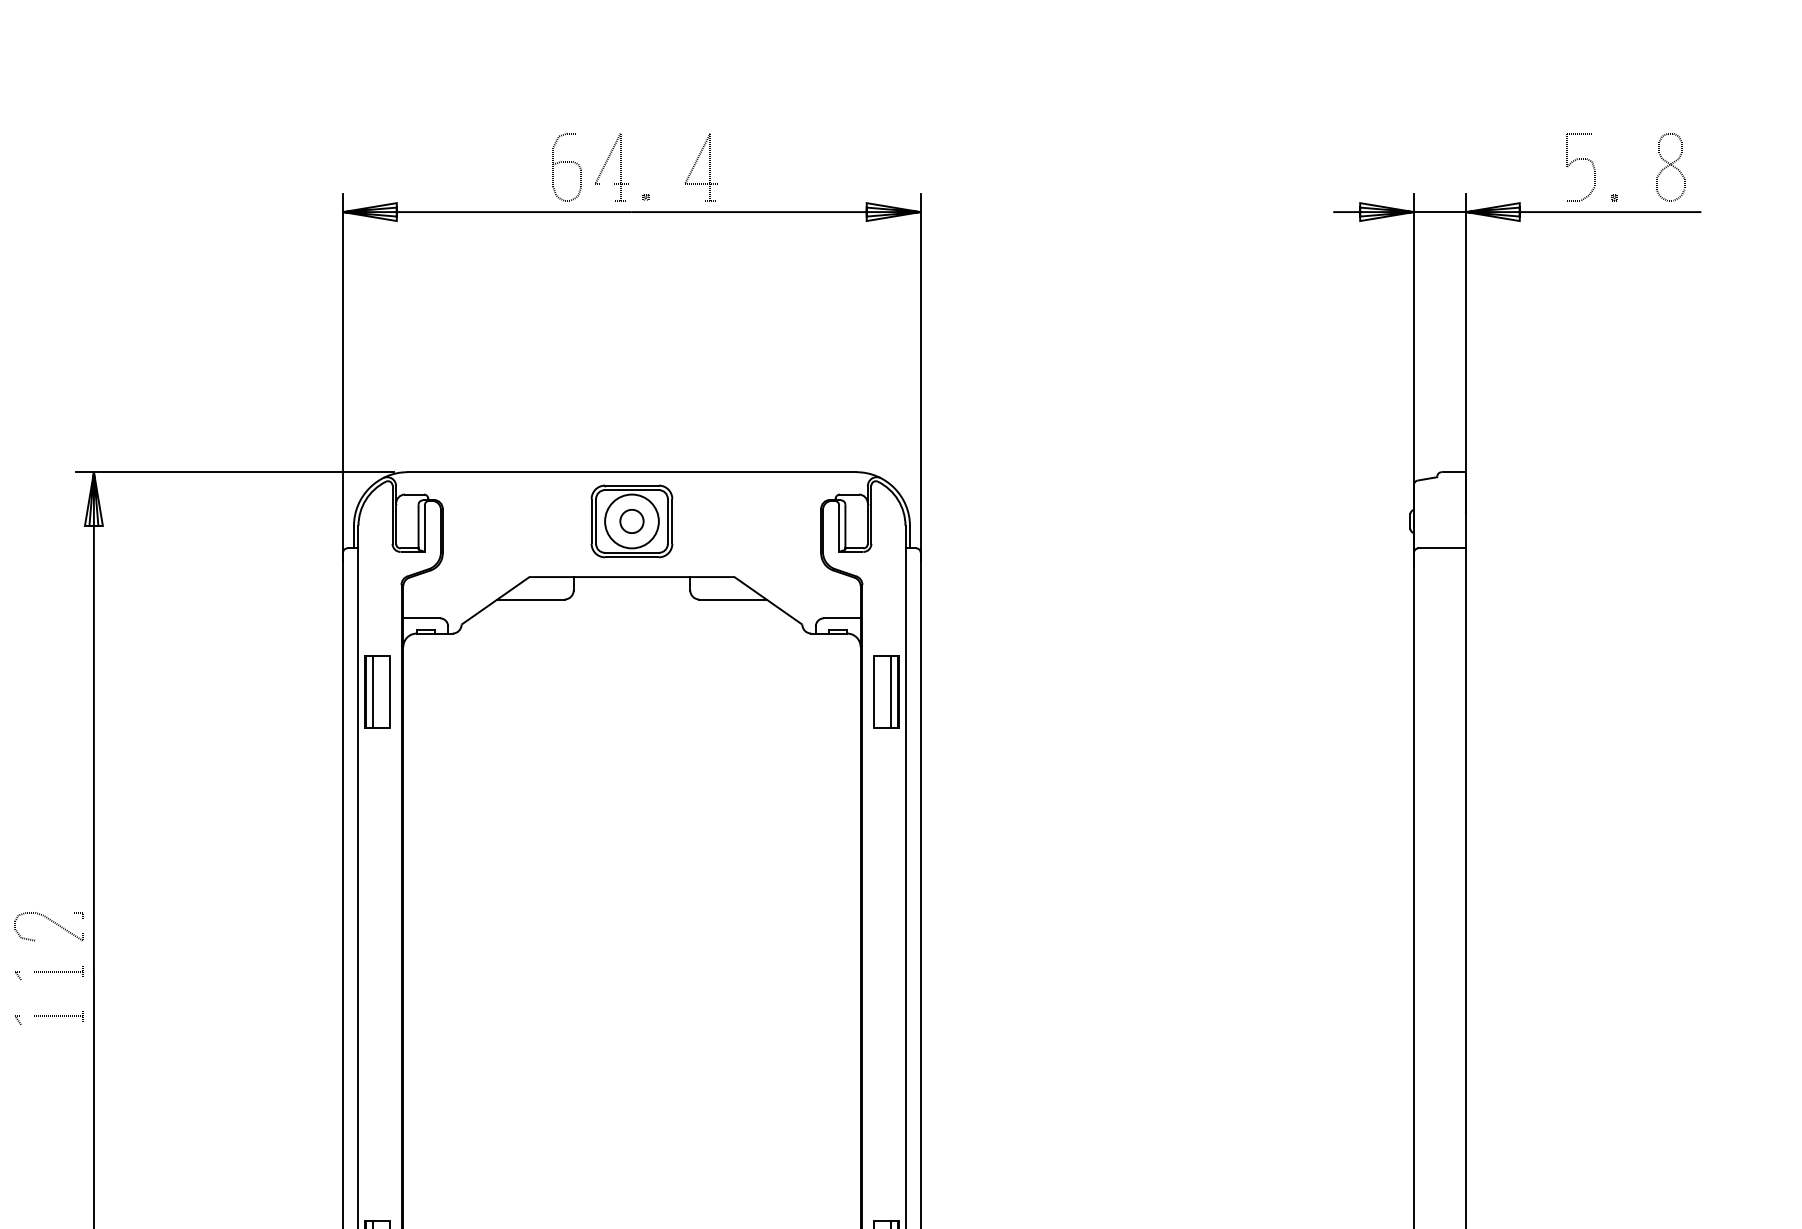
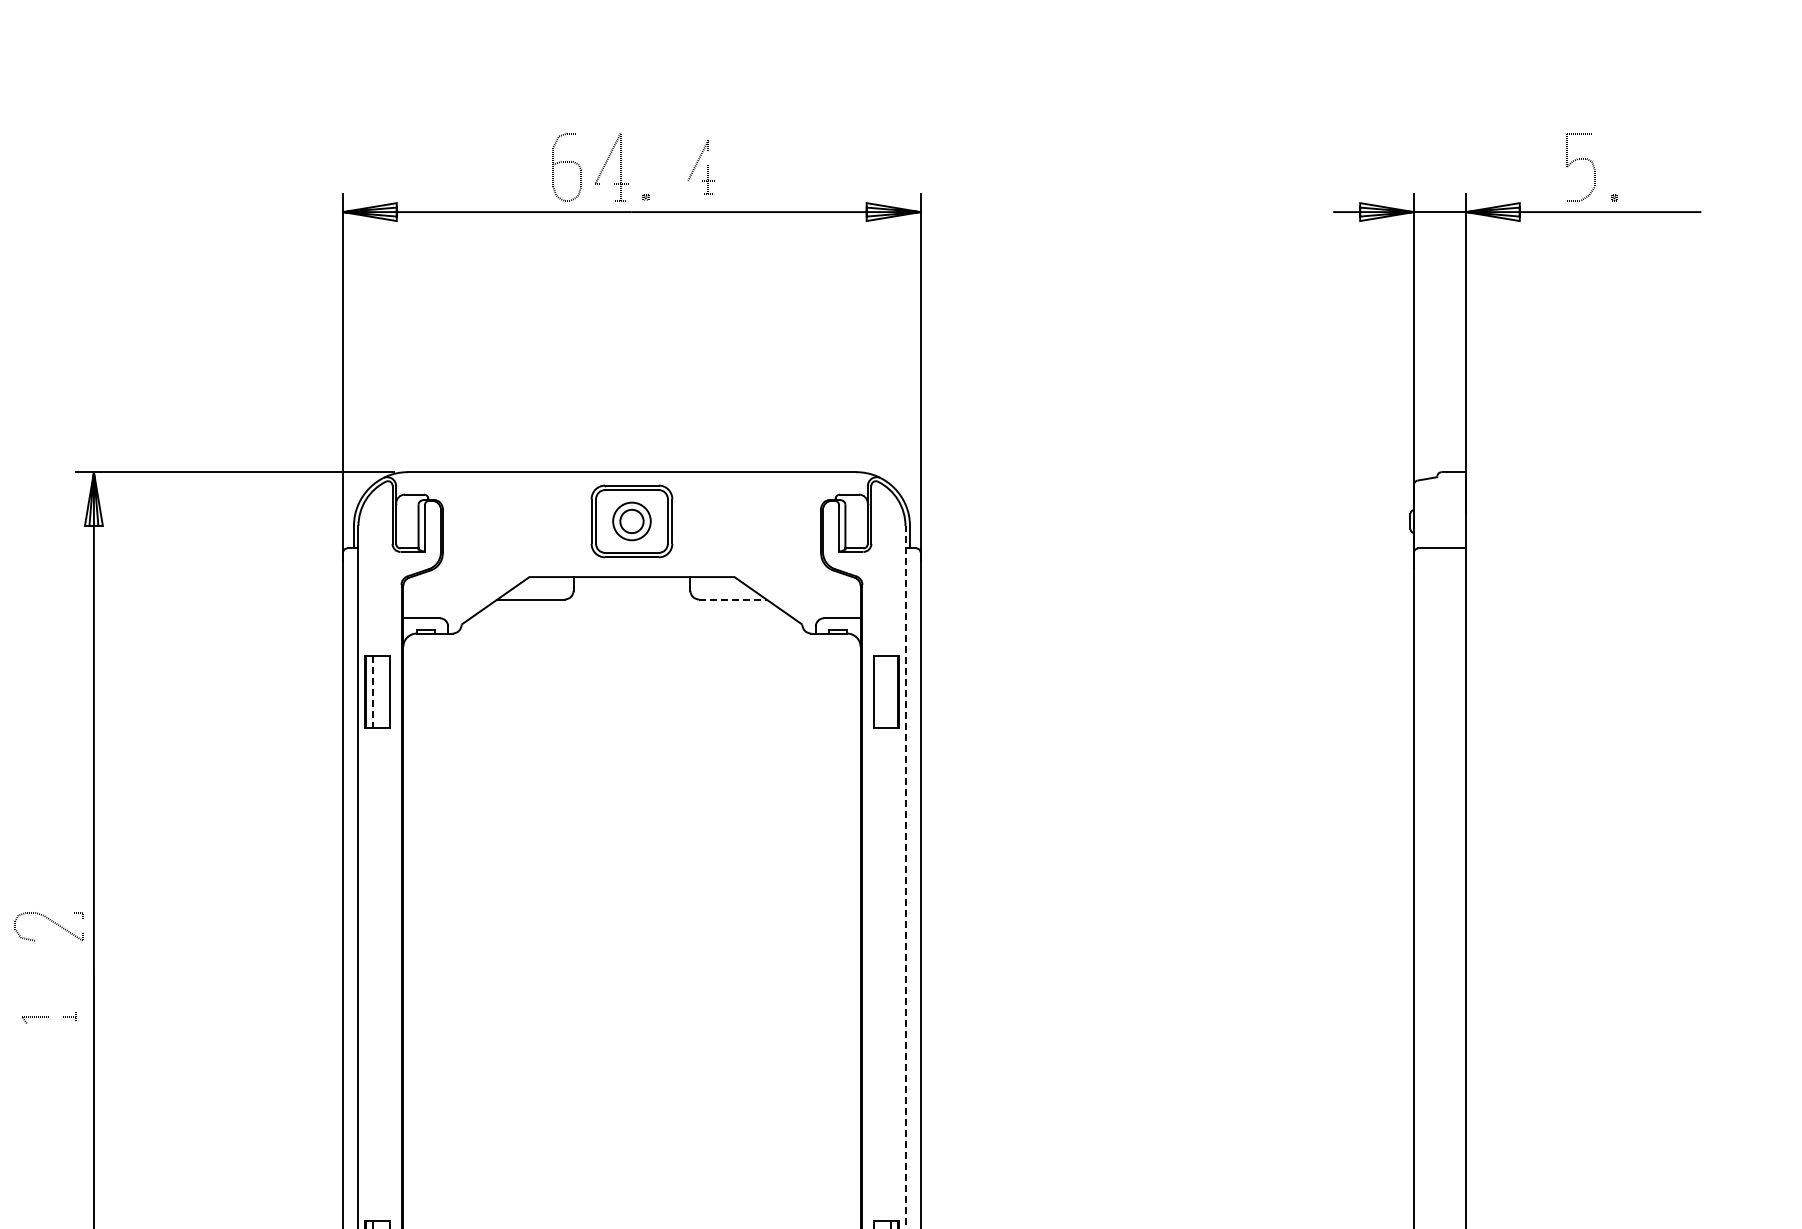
part size: 34x69 px -> 28x55 px (700, 167)
part: present -> none (1670, 167)
circle diameter: 54 px -> 38 px (631, 521)
line: solid -> dashed (732, 599)
line: solid -> dashed (372, 691)
line: present -> none (891, 691)
line: solid -> dashed (905, 876)
part: present -> none (49, 973)
part size: 69x14 px -> 55x12 px (49, 1017)
